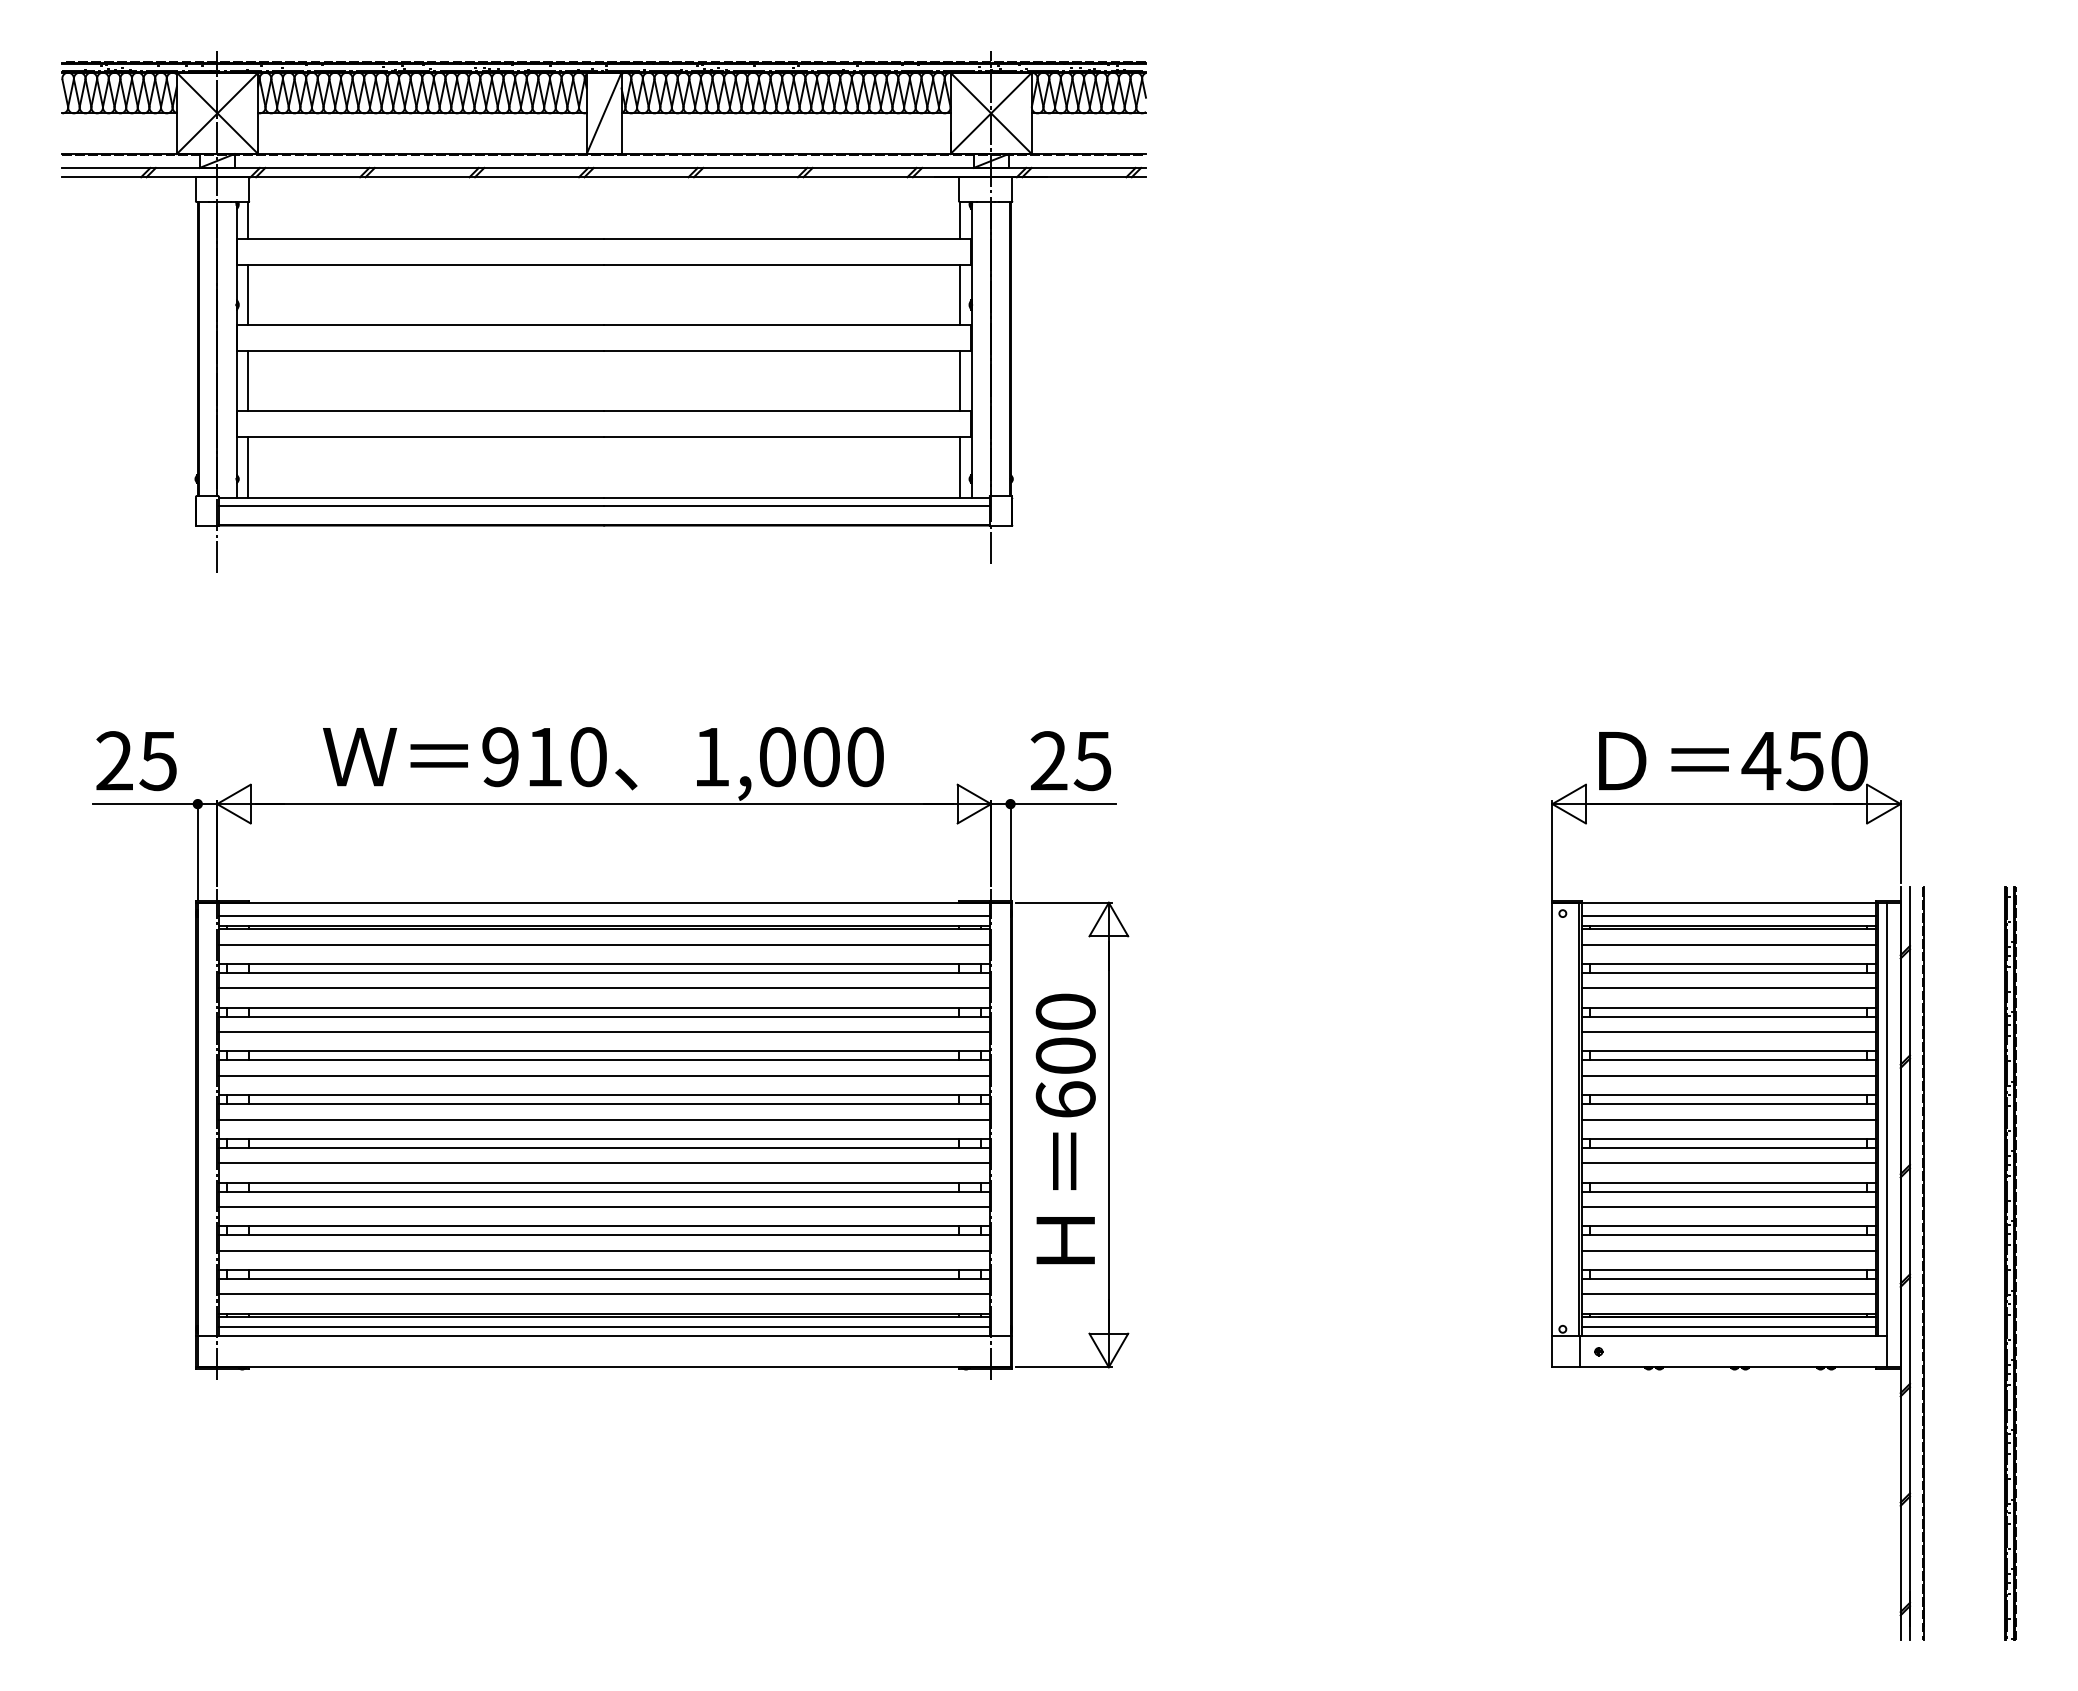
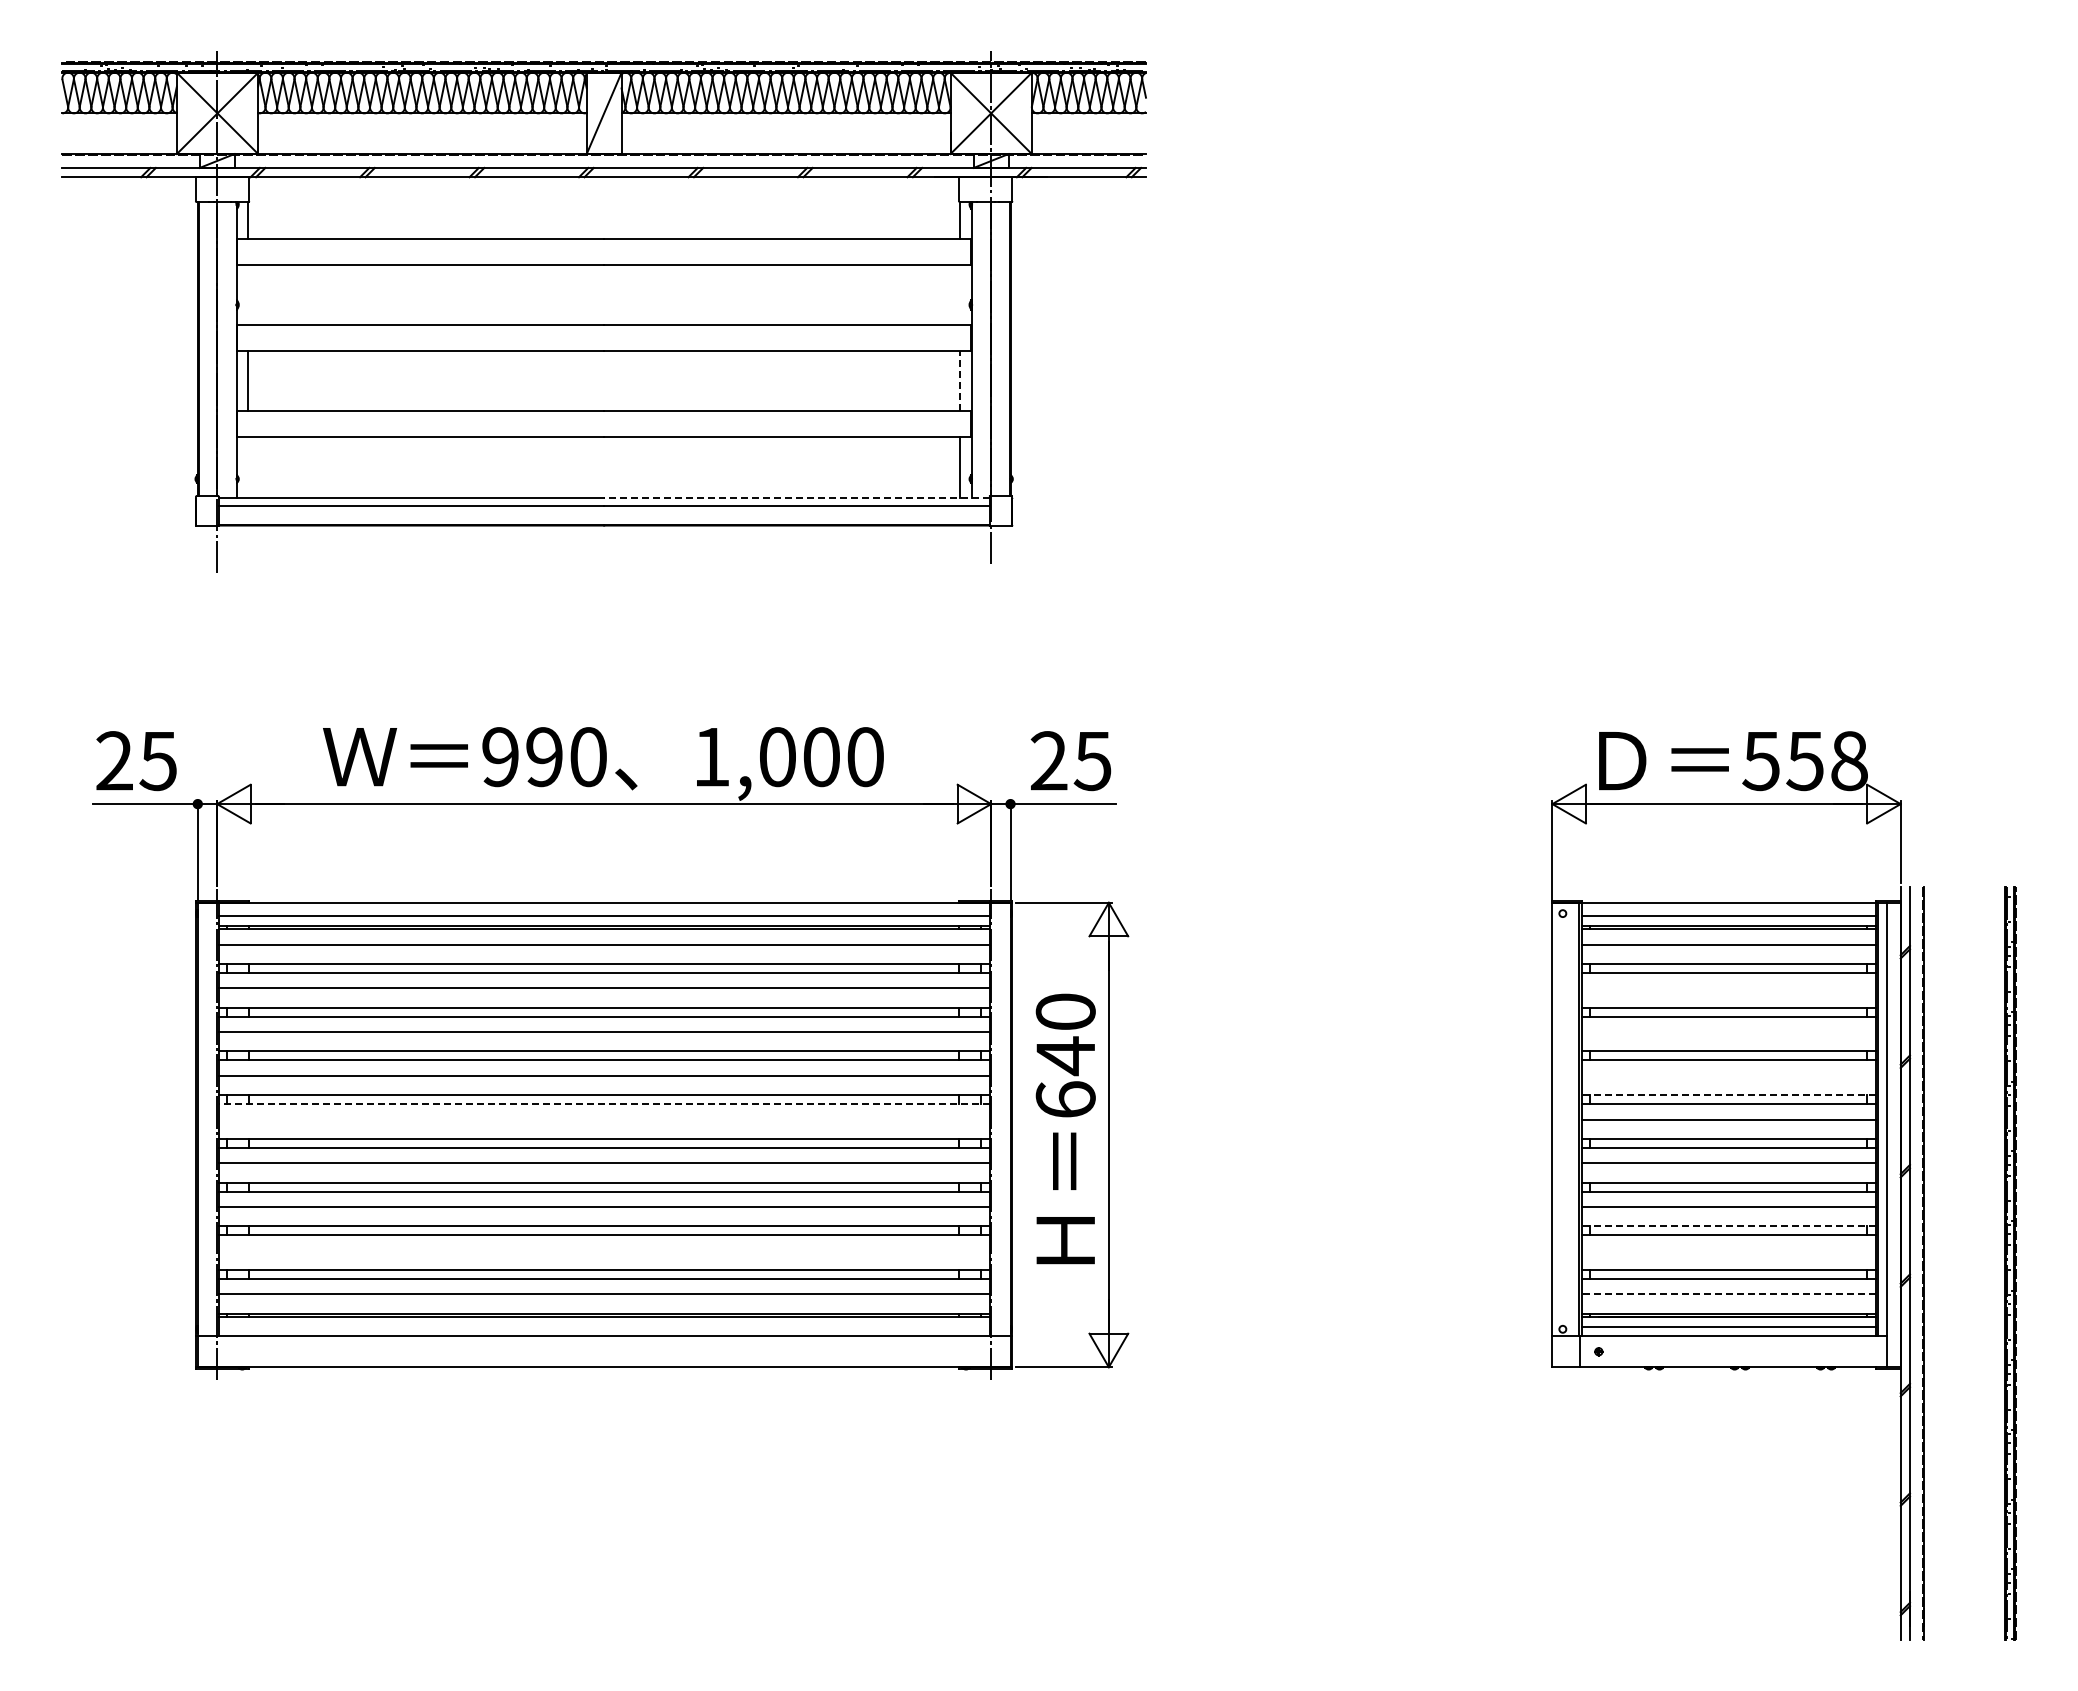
line: present -> none (248, 294)
line: present -> none (960, 294)
line: solid -> dashed (960, 380)
line: present -> none (248, 467)
line: solid -> dashed (796, 498)
text: 910 -> 990 (544, 757)
text: 450 -> 558 (1804, 761)
line: present -> none (1728, 988)
line: present -> none (1728, 1032)
text: 600 -> 640 (1065, 1056)
line: present -> none (1728, 1075)
line: solid -> dashed (1728, 1095)
line: solid -> dashed (603, 1104)
line: present -> none (603, 1119)
line: solid -> dashed (1728, 1226)
line: present -> none (603, 1250)
line: present -> none (1728, 1250)
line: solid -> dashed (1728, 1294)
line: present -> none (603, 1326)
